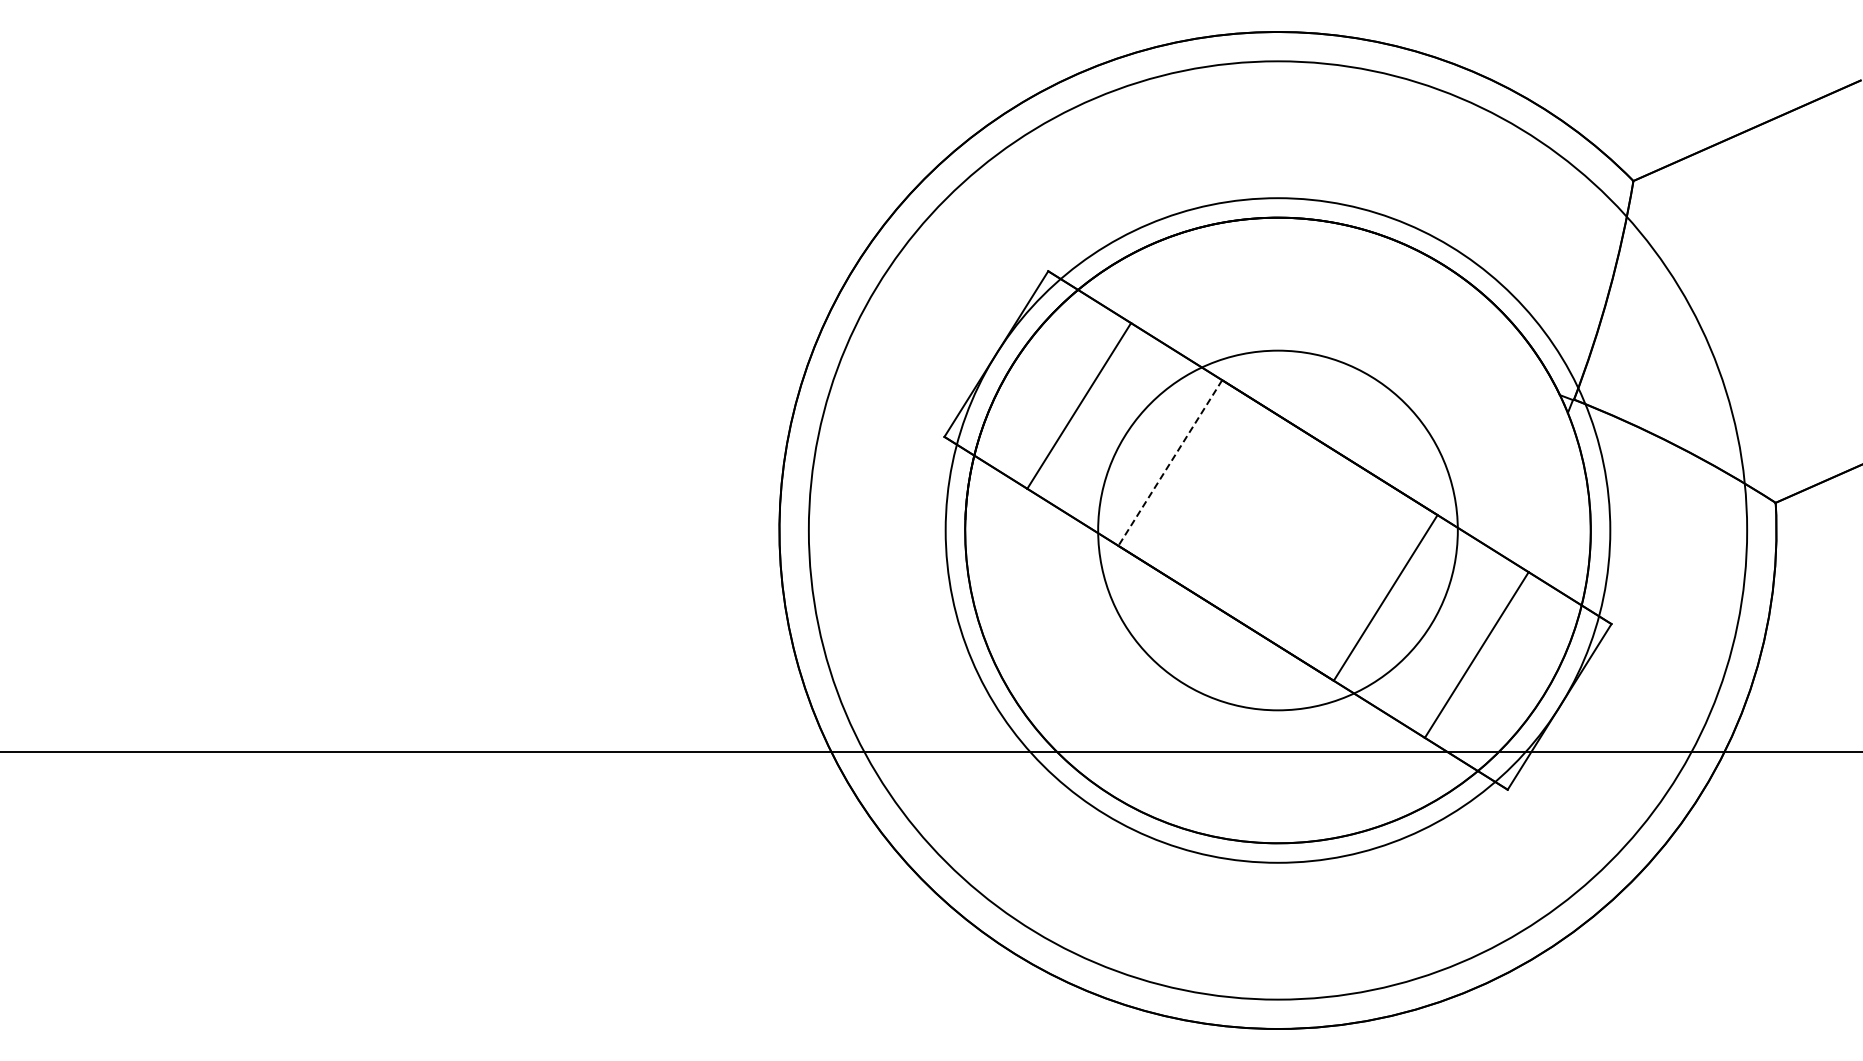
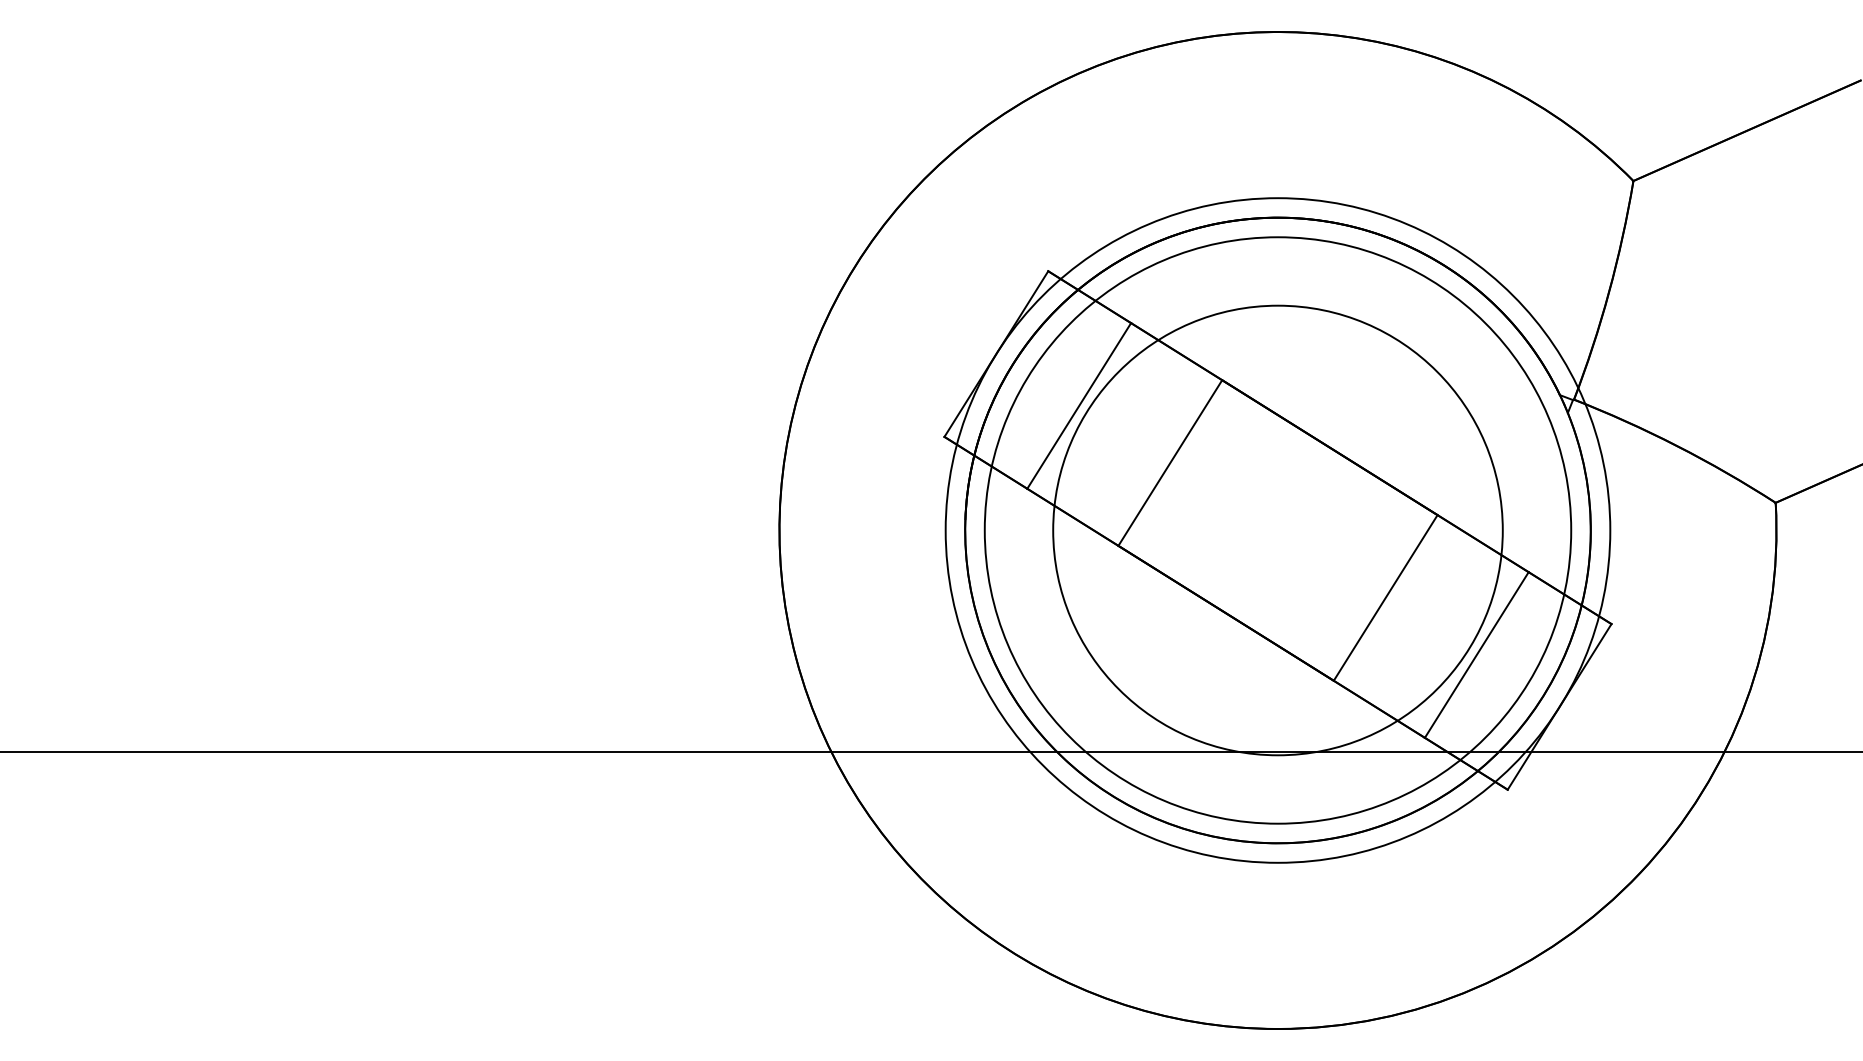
line: dashed -> solid (1170, 463)
circle diameter: 360 px -> 450 px (1277, 530)
circle diameter: 938 px -> 586 px (1277, 530)
